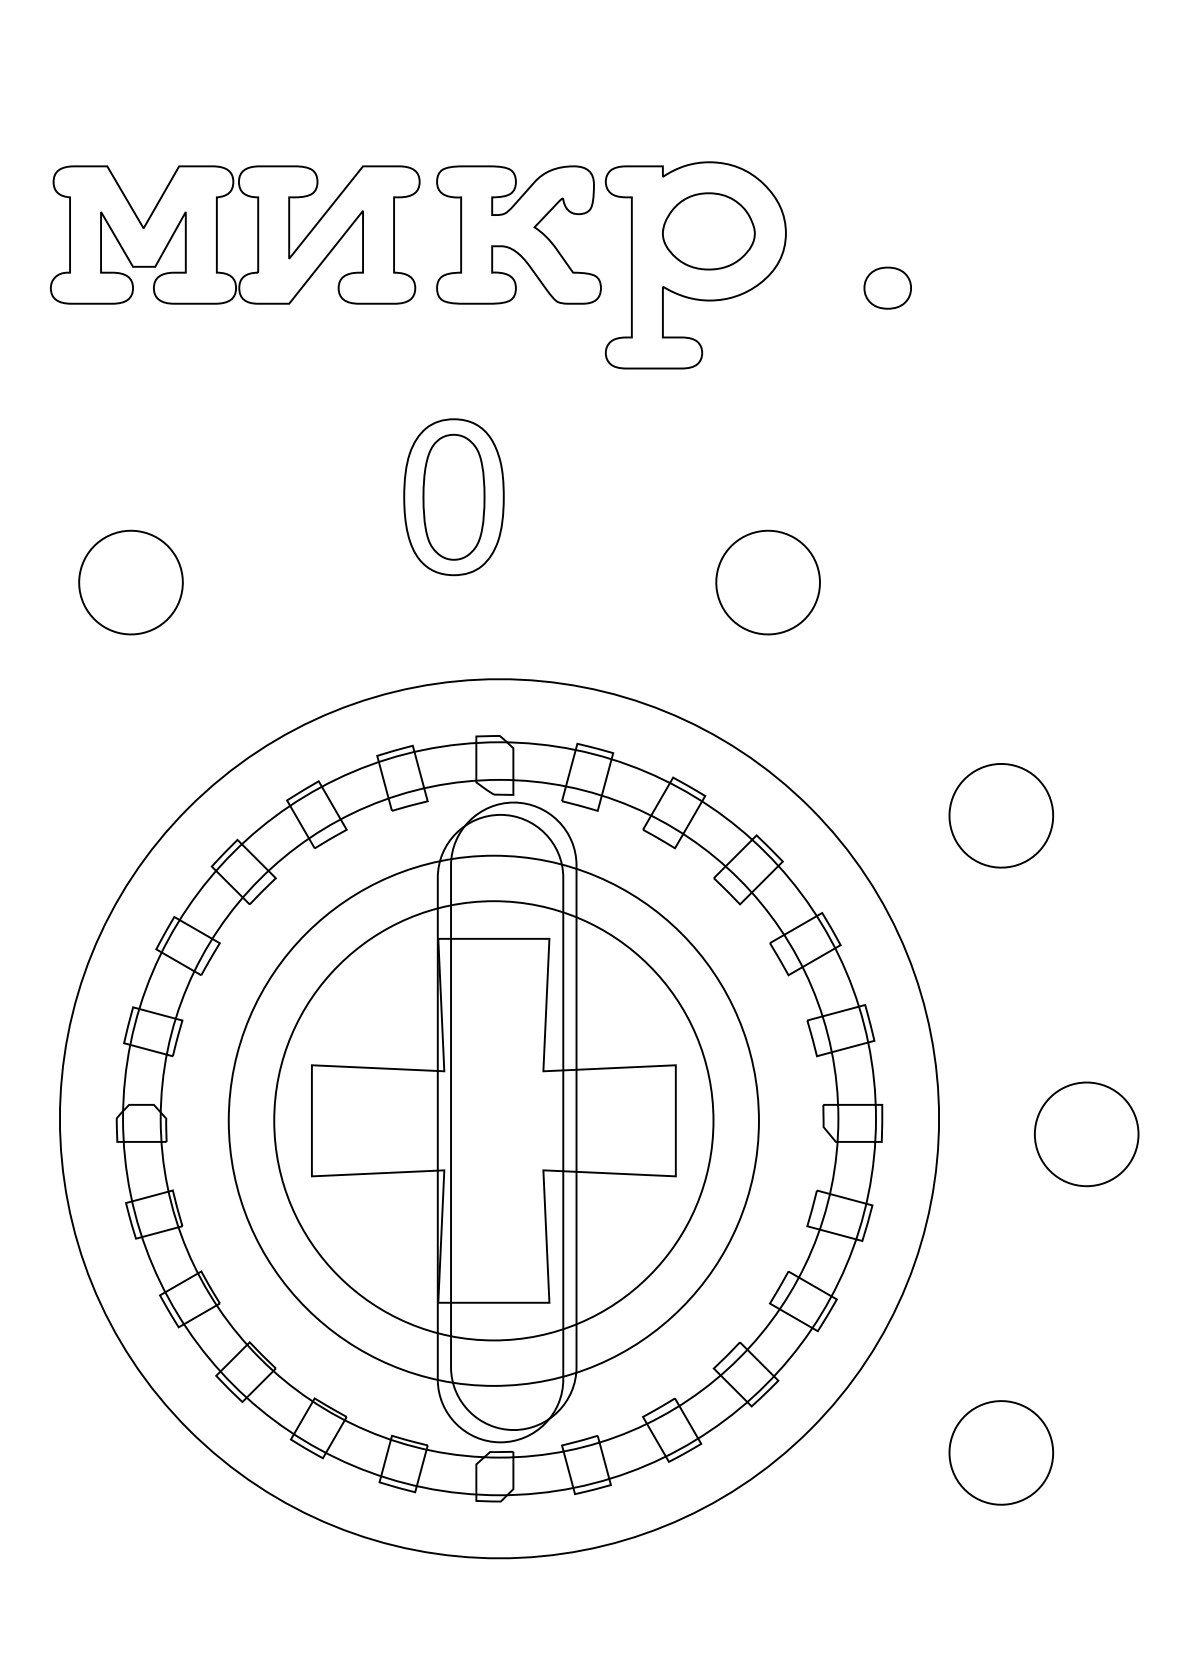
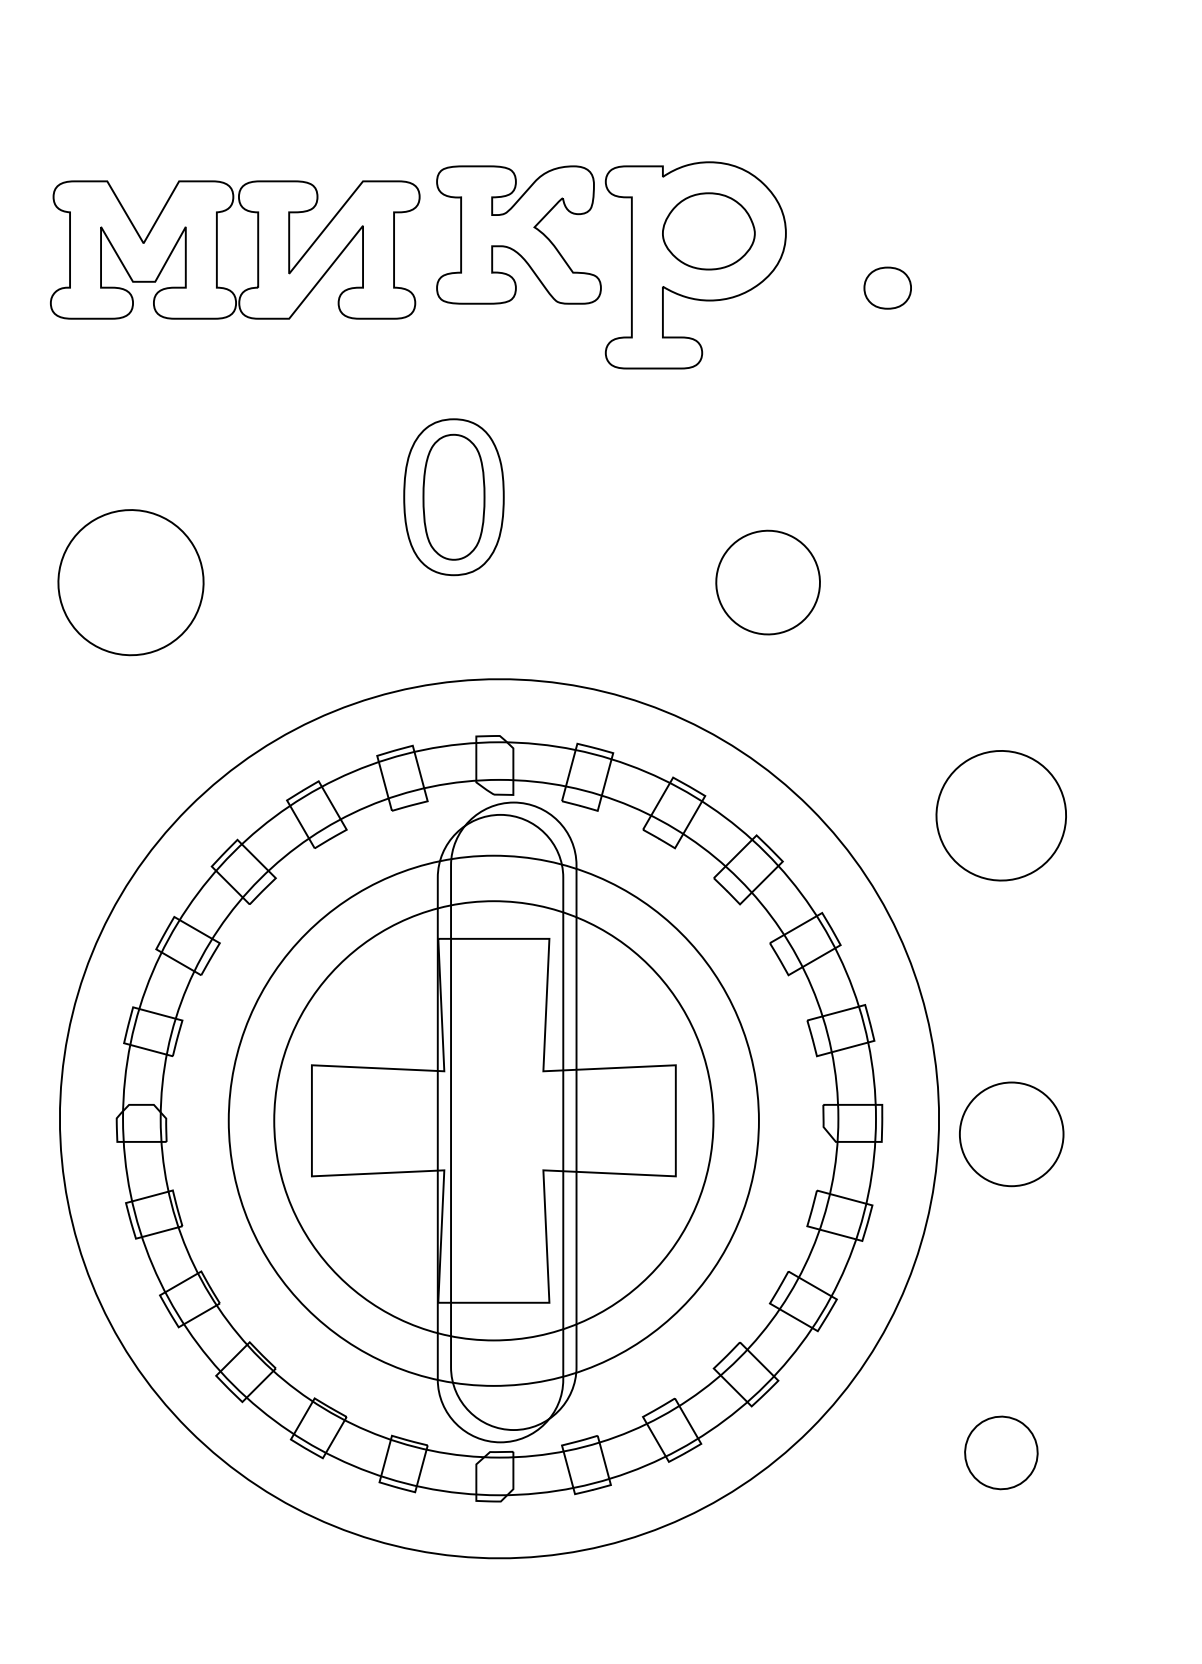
part position: (217, 234) -> (217, 249) (217, 249)
part size: 106x107 px -> 148x148 px (130, 582)
part size: 107x106 px -> 132x132 px (1000, 815)
part position: (1086, 1134) -> (1011, 1134) (1011, 1134)
part size: 107x106 px -> 75x76 px (1001, 1452)
